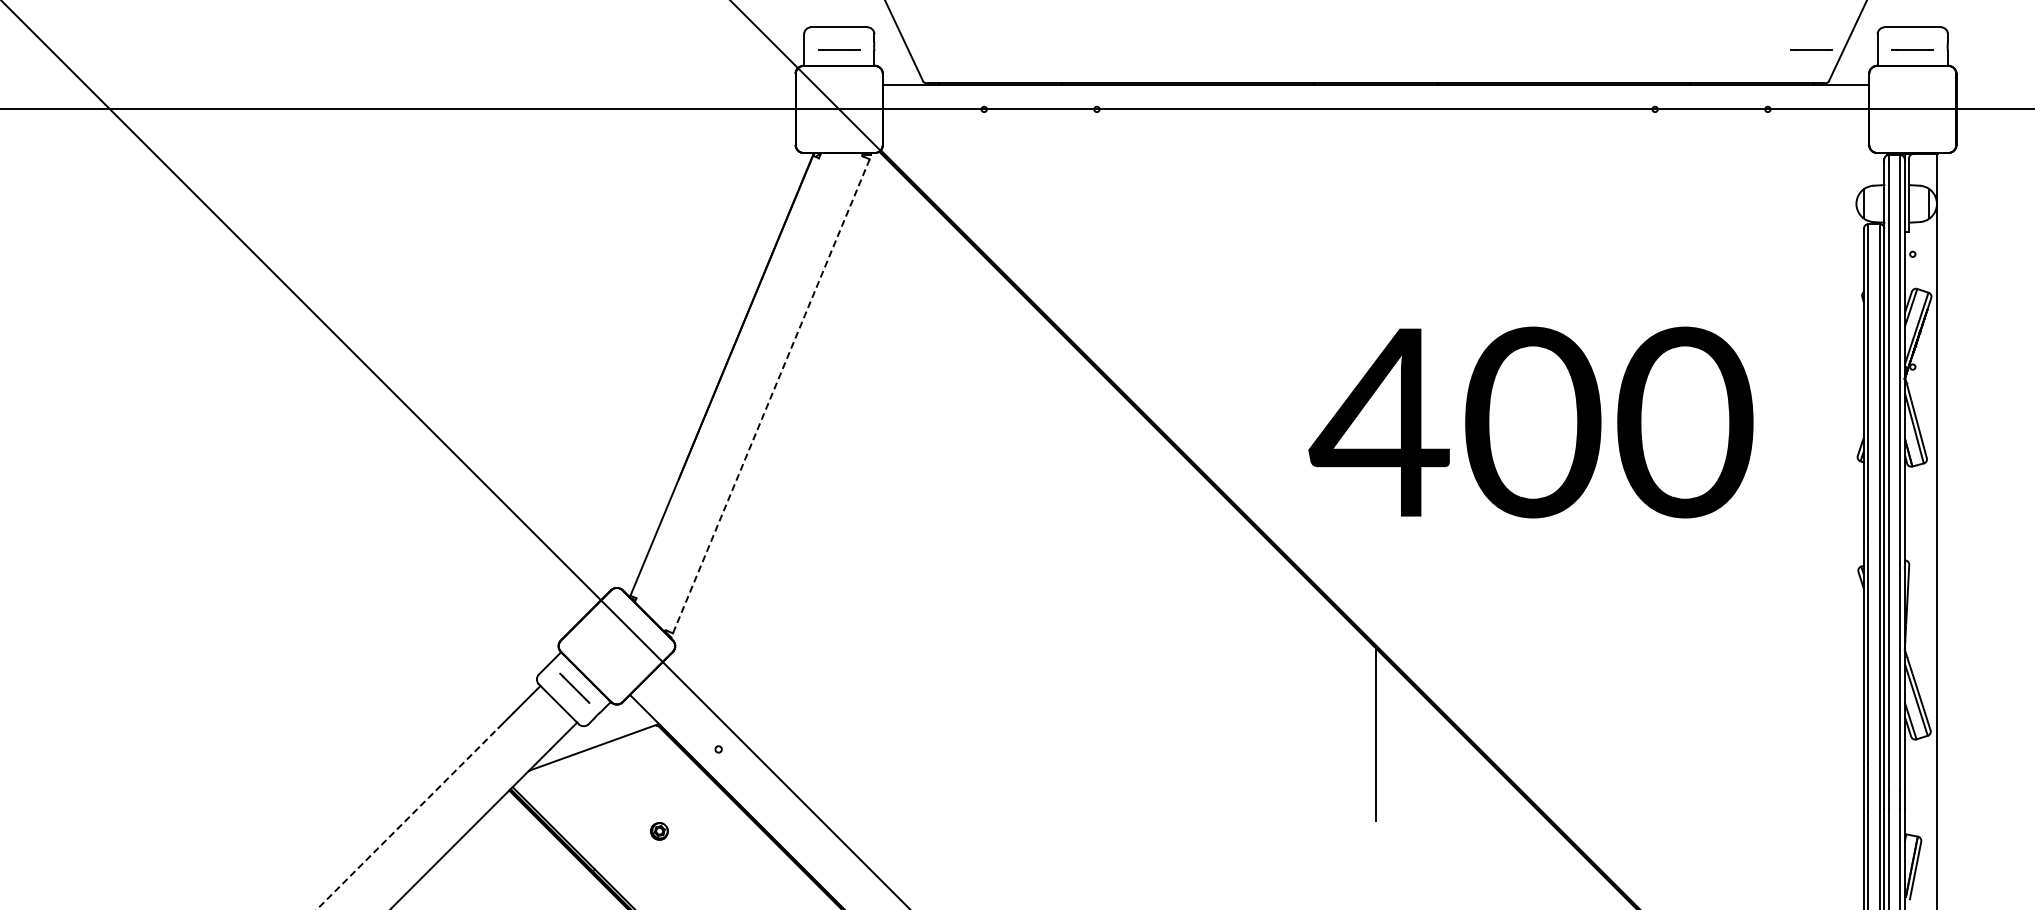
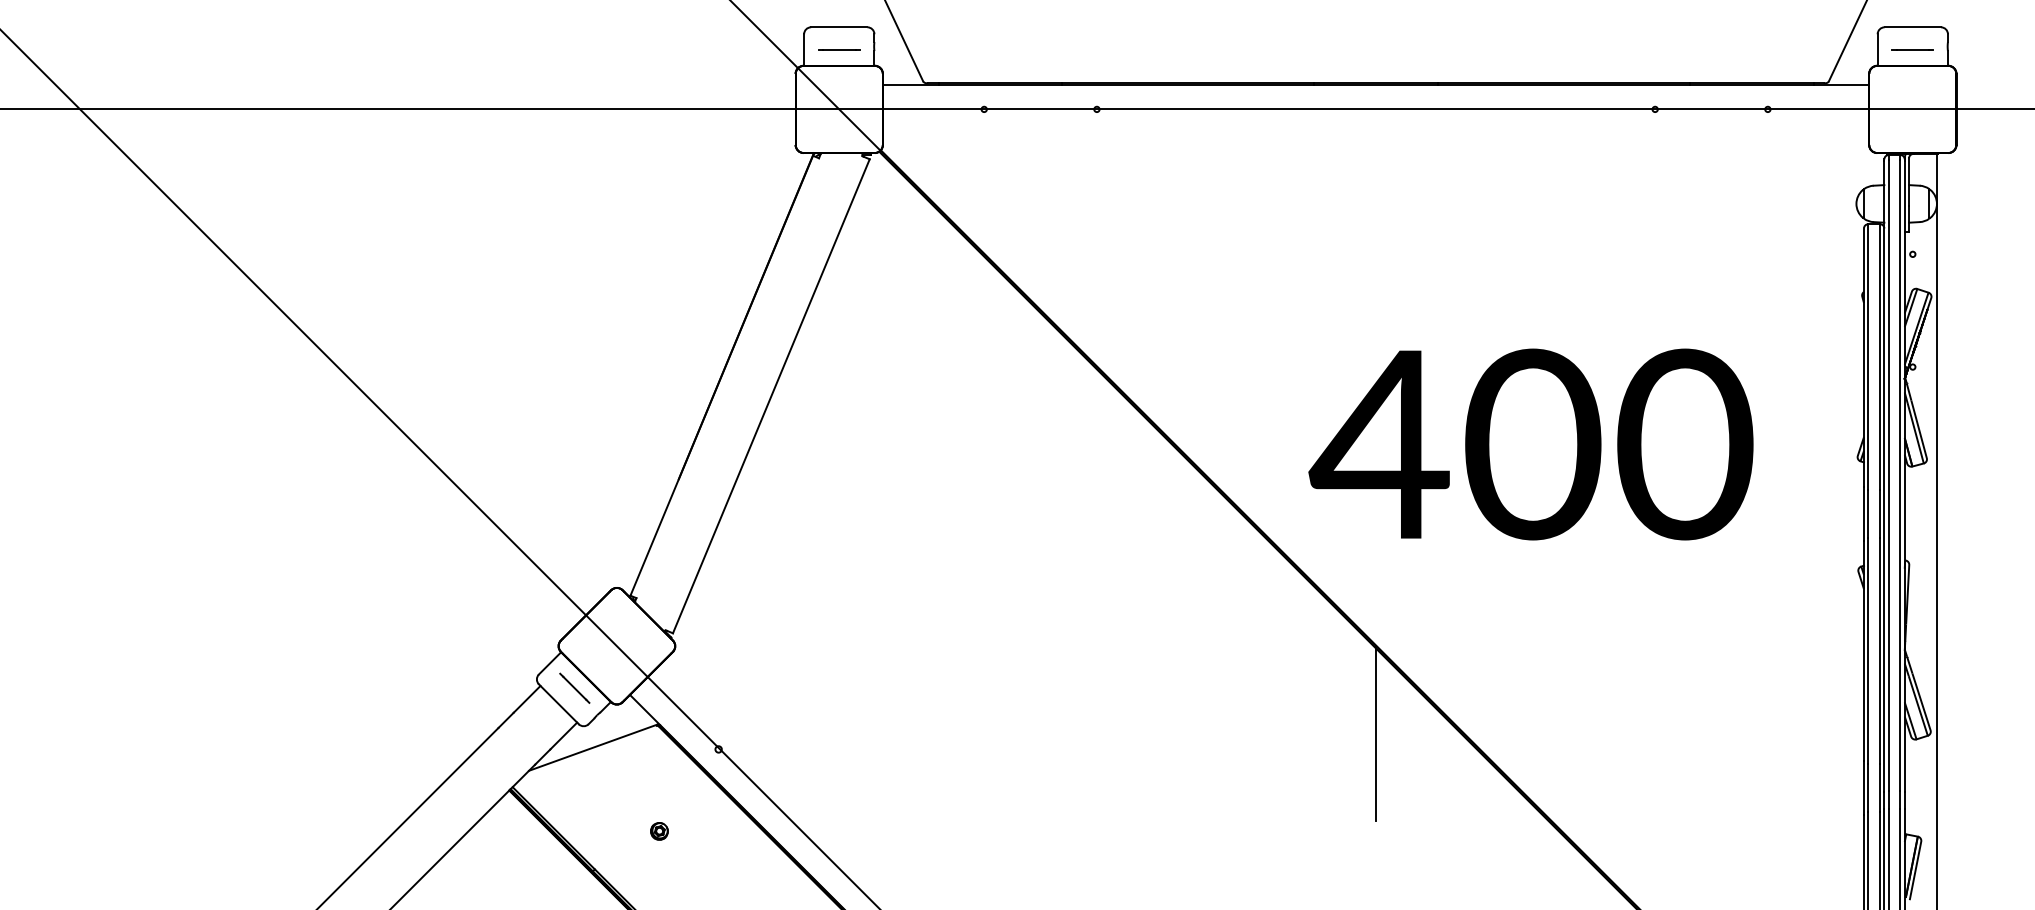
line: present -> none (1811, 49)
line: dashed -> solid (771, 396)
text position: (1530, 422) -> (1530, 444) (1530, 444)
line position: (455, 454) -> (439, 468) (439, 468)
line: dashed -> solid (408, 818)
